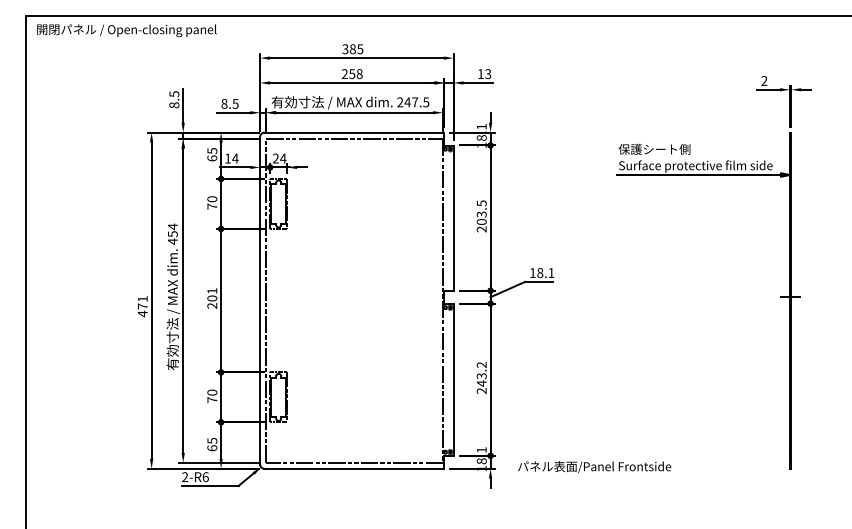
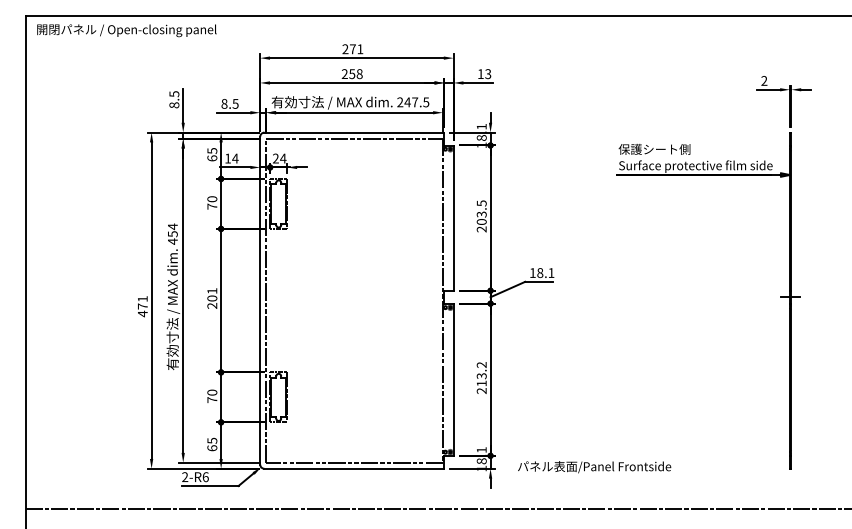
text: 385 -> 271 (352, 49)
text: 243.2 -> 213.2 (481, 383)
line: none -> present (436, 508)
